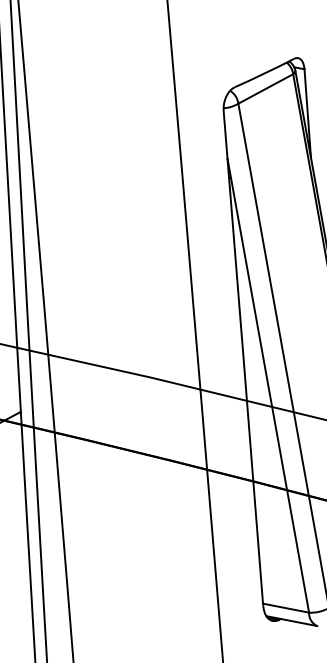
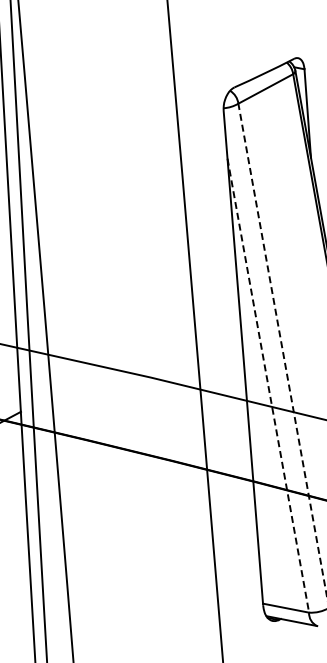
line: solid -> dashed (282, 349)
line: solid -> dashed (268, 385)
